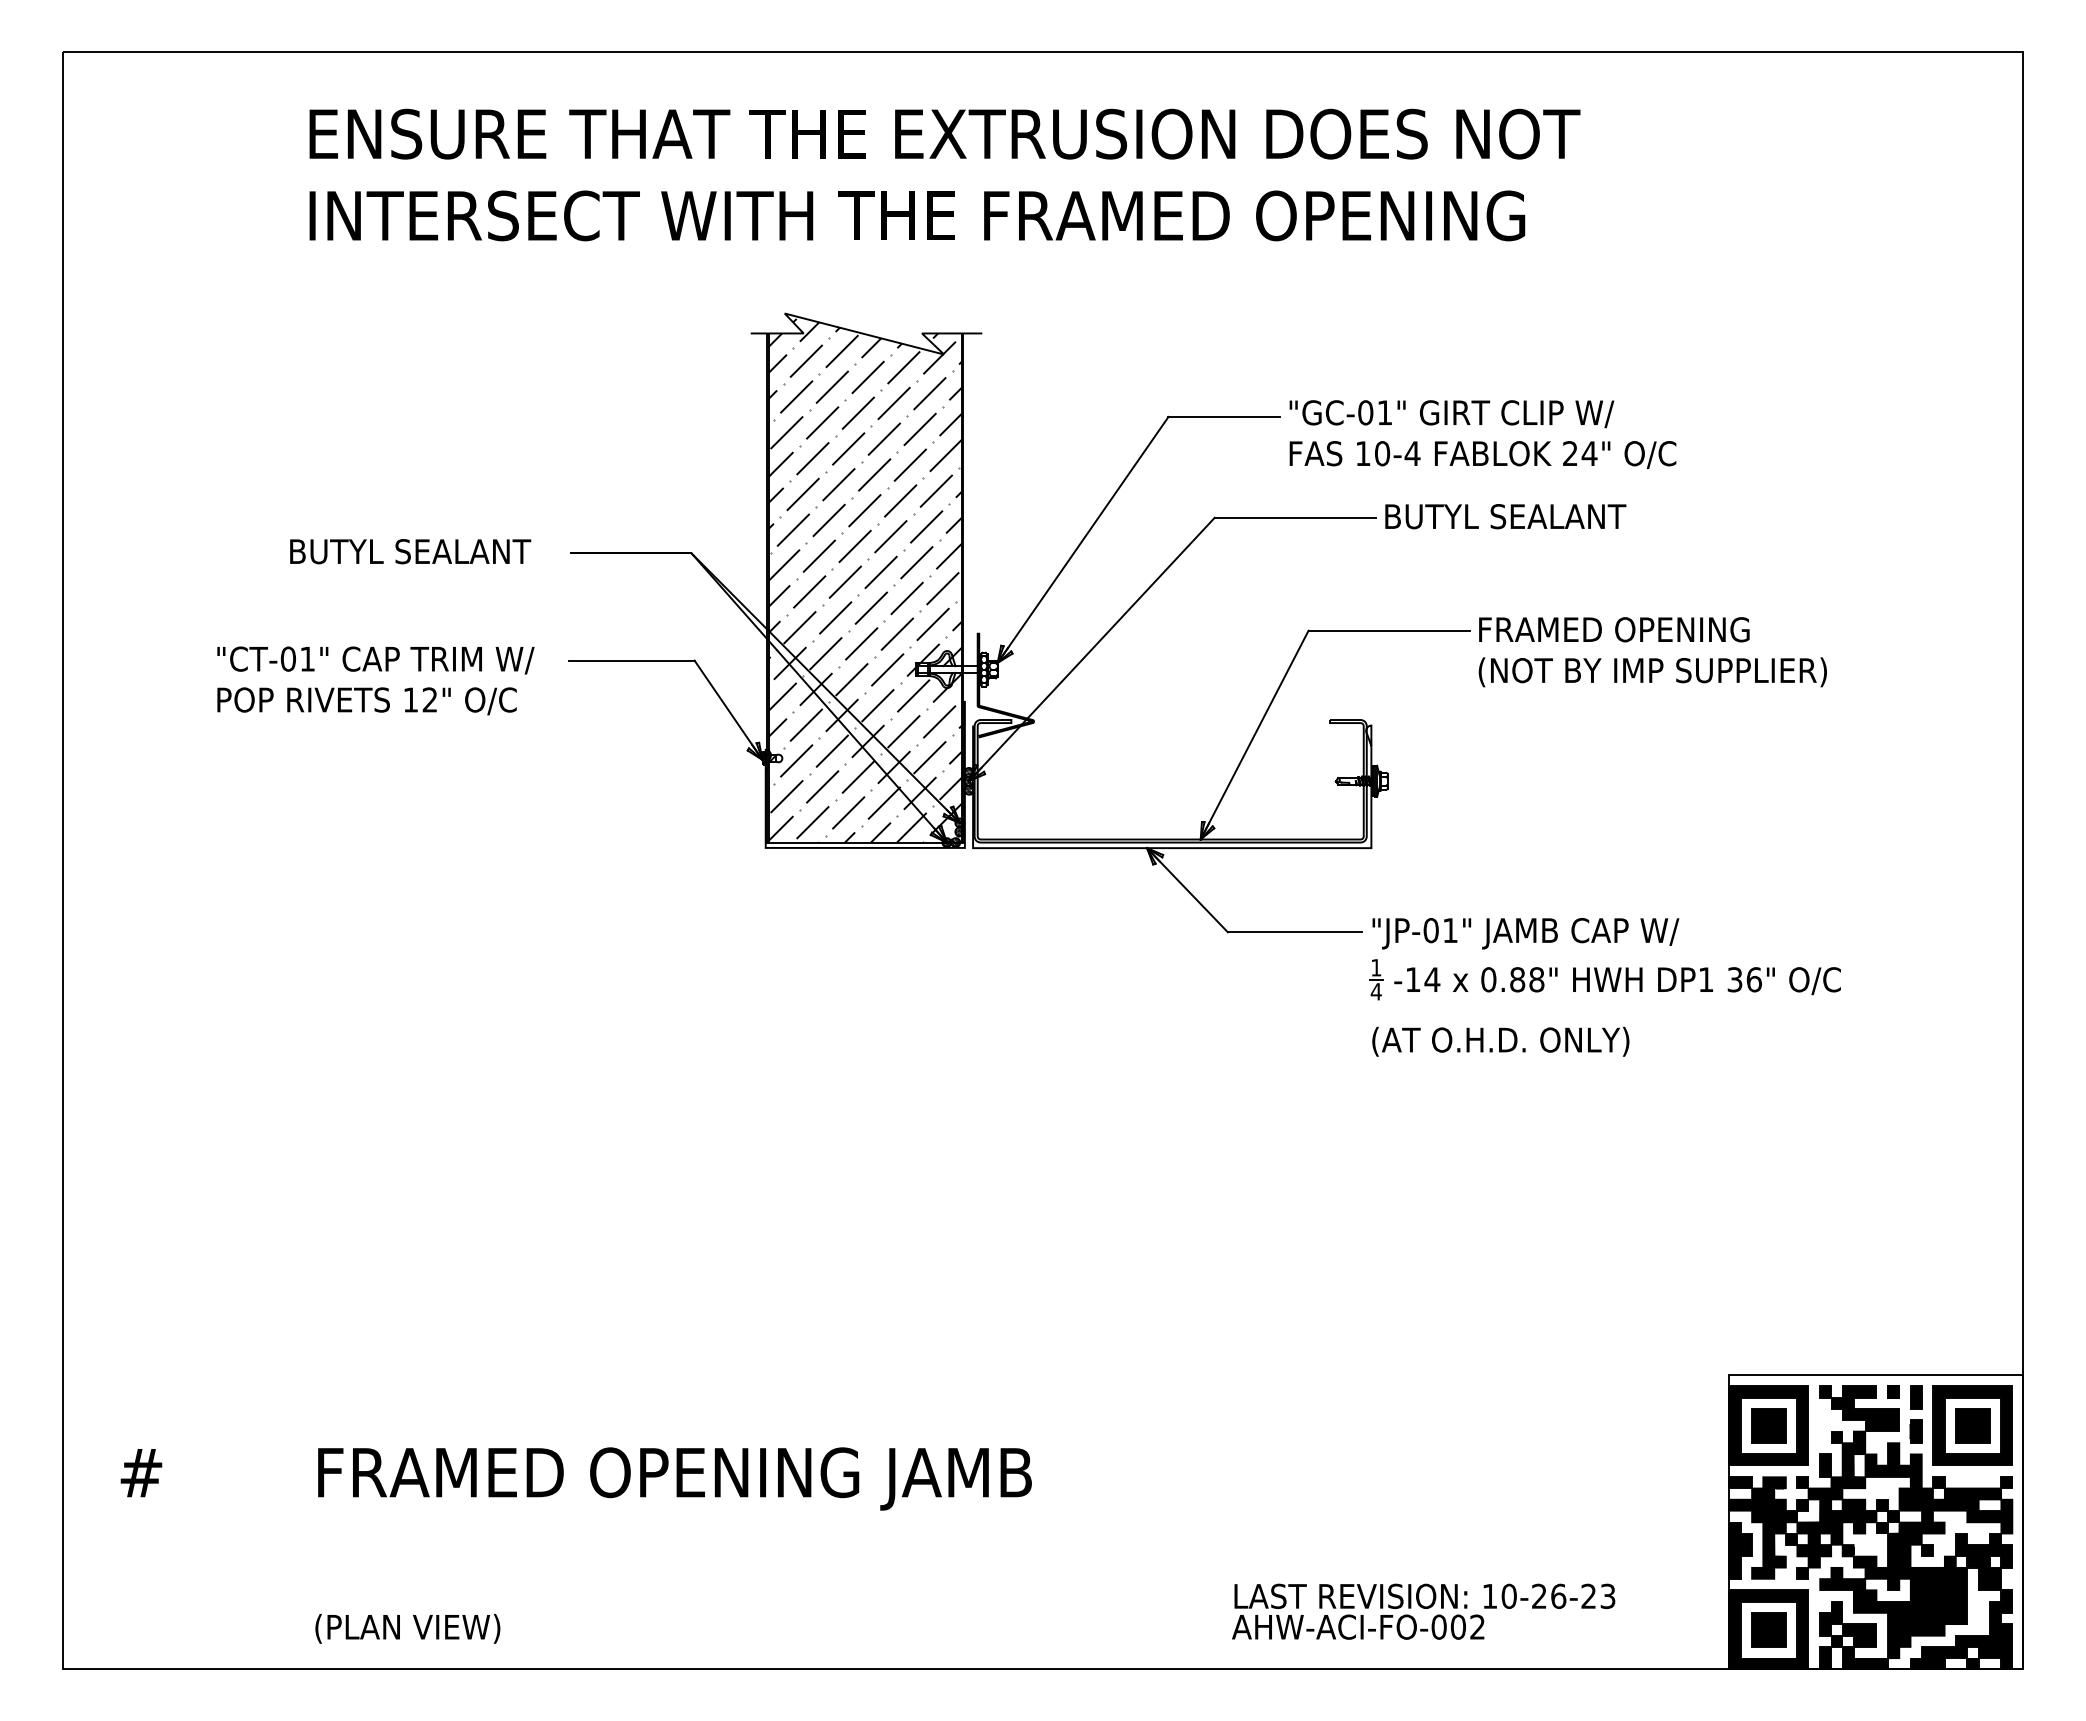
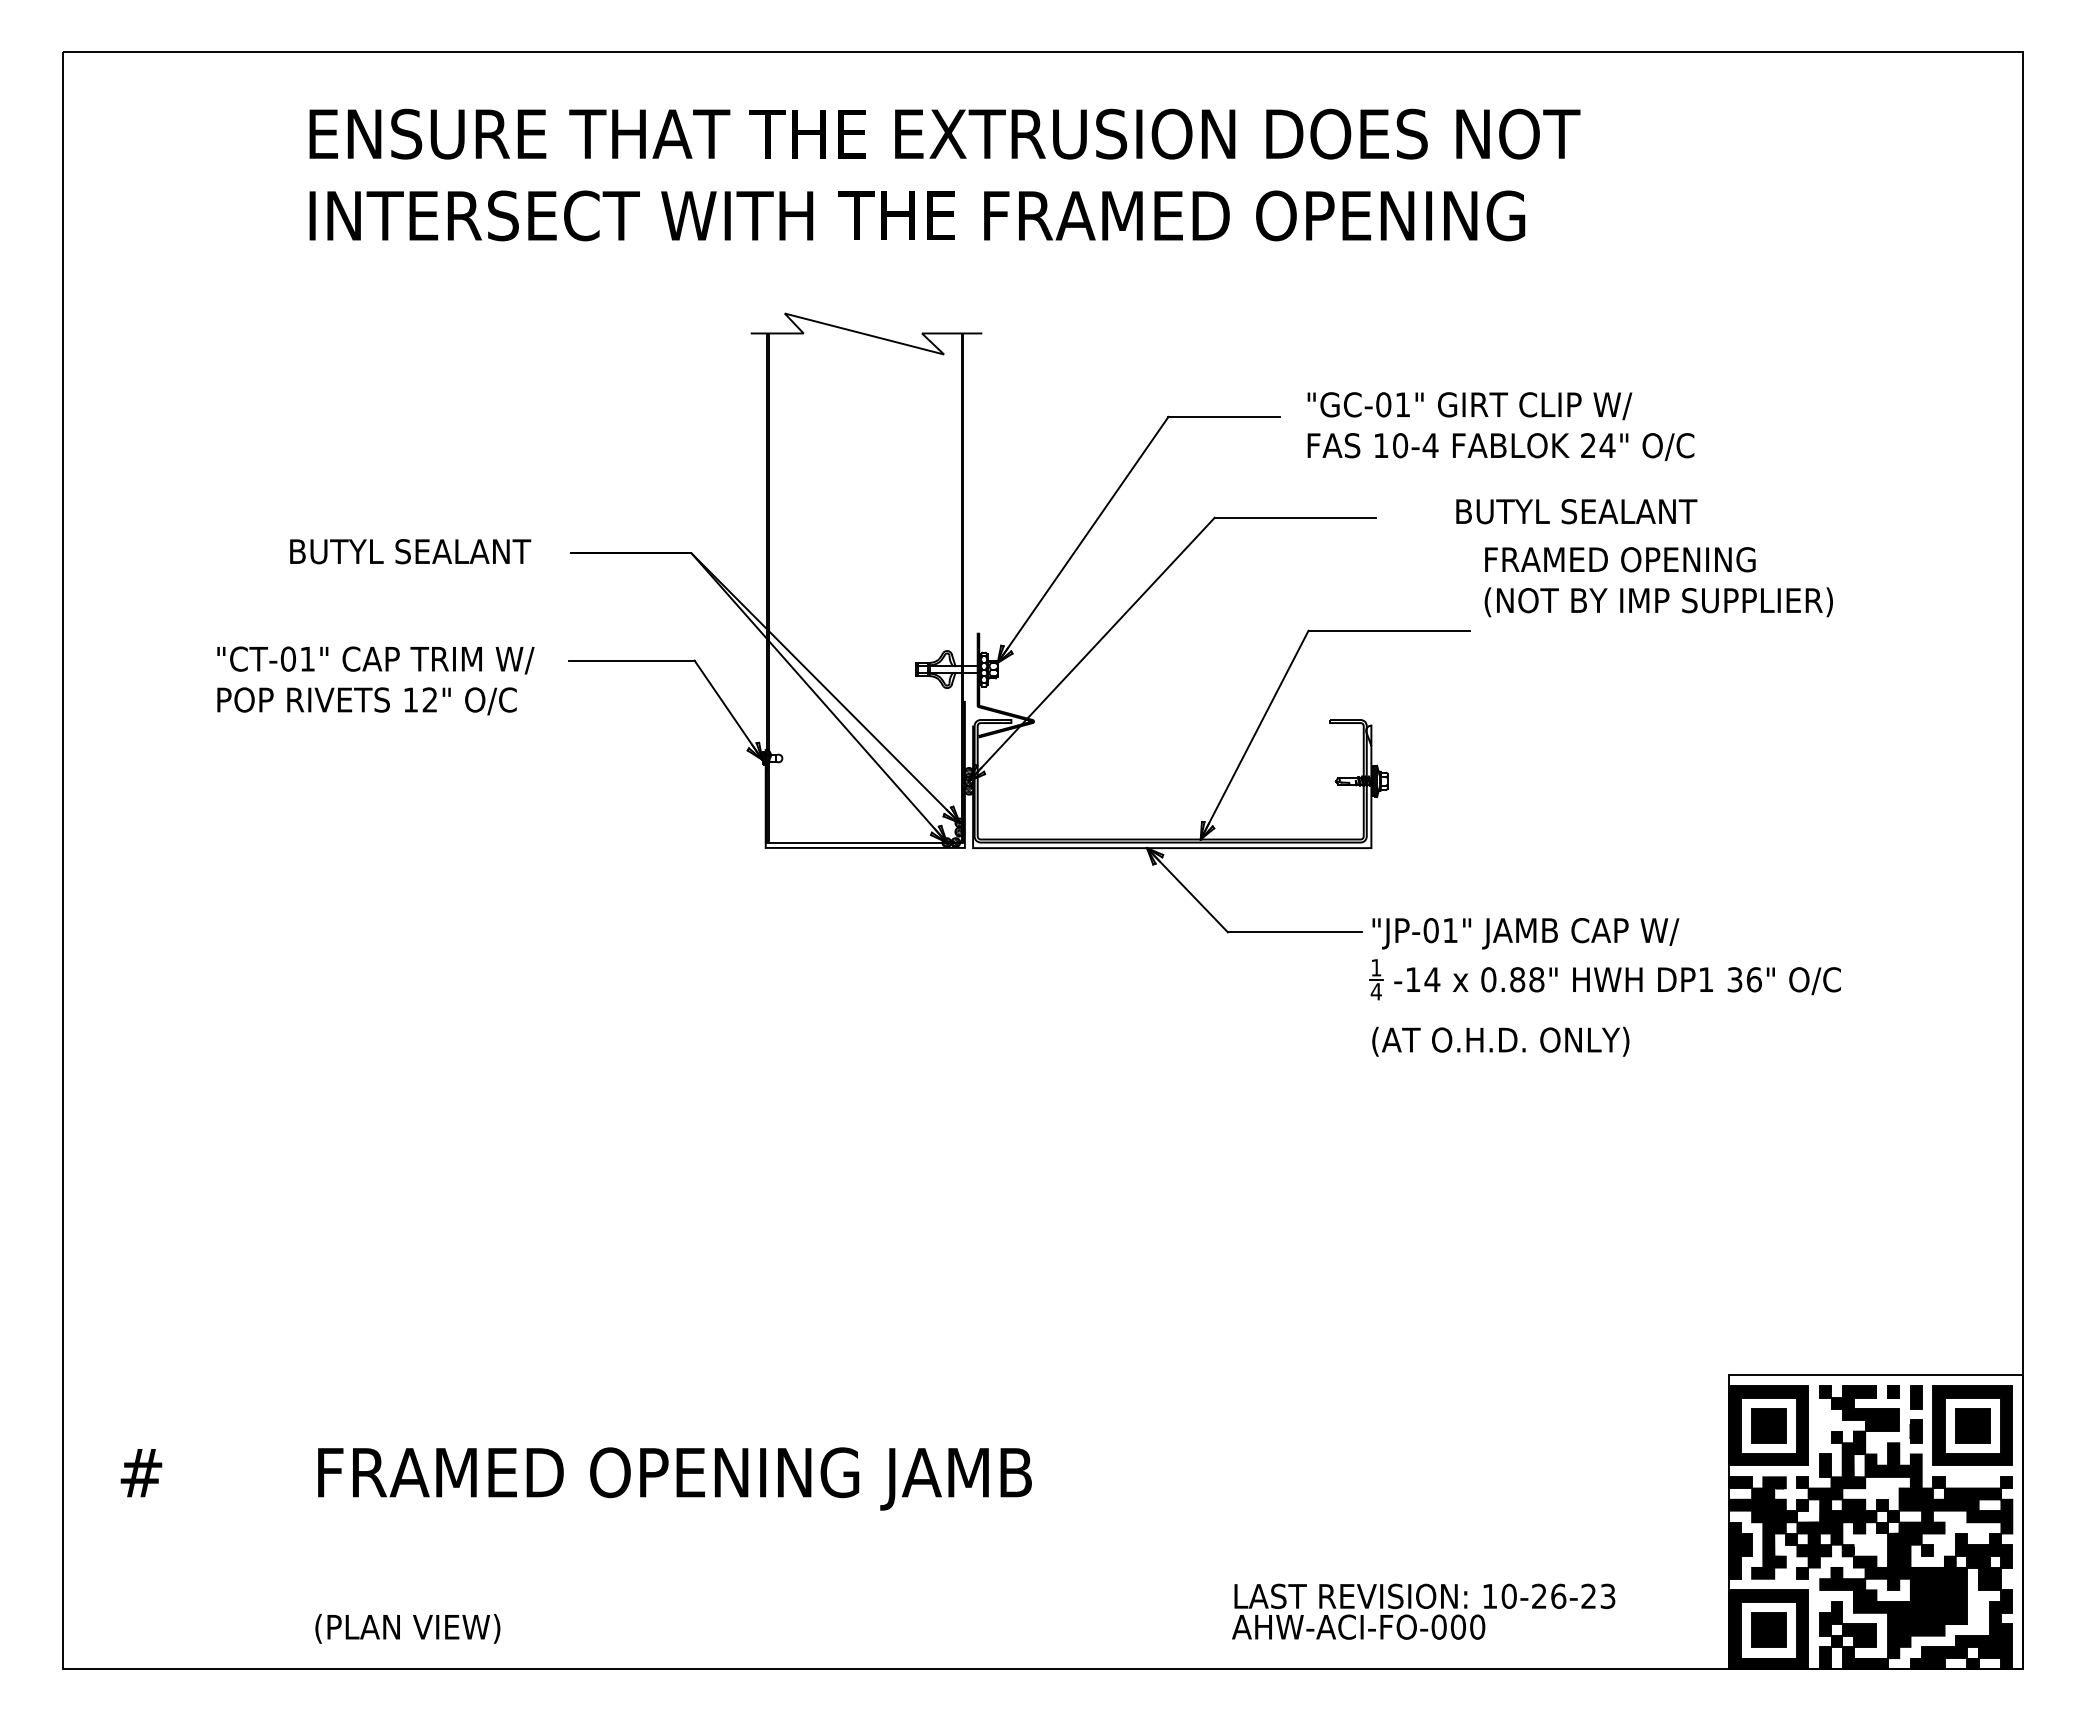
text position: (1482, 434) -> (1500, 426) (1500, 426)
text position: (1505, 516) -> (1576, 511) (1576, 511)
hatch: present -> none (864, 580)
text position: (1652, 652) -> (1658, 582) (1658, 582)
text: AHW-ACI-FO-002 -> AHW-ACI-FO-000 (1477, 1626)
